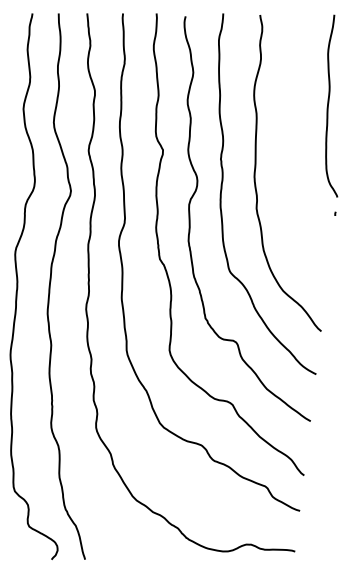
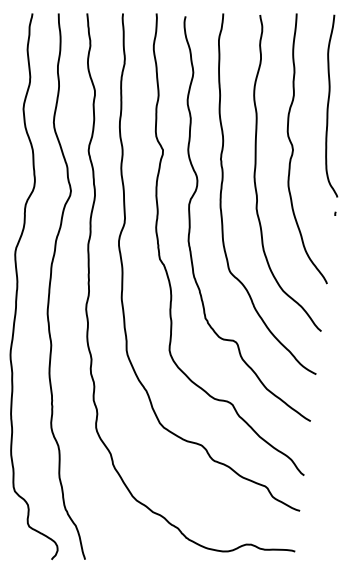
curve: none -> present (293, 148)
